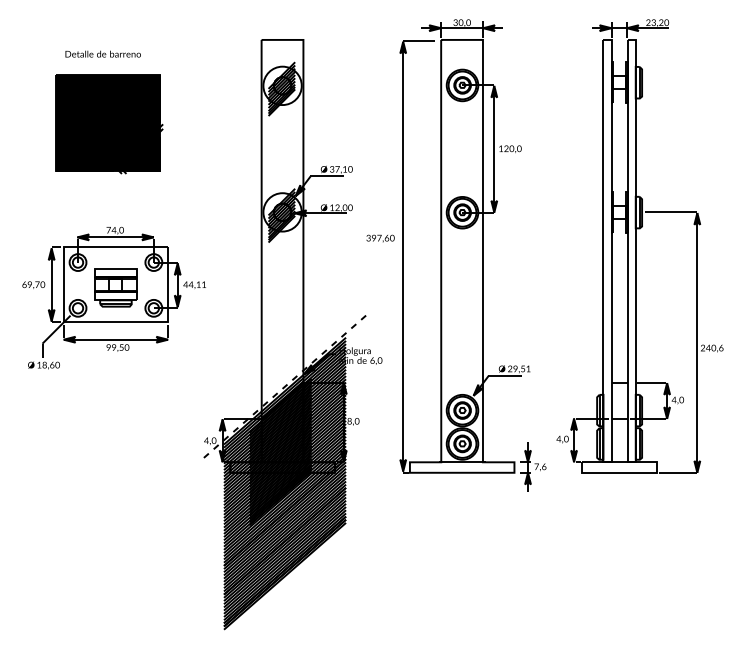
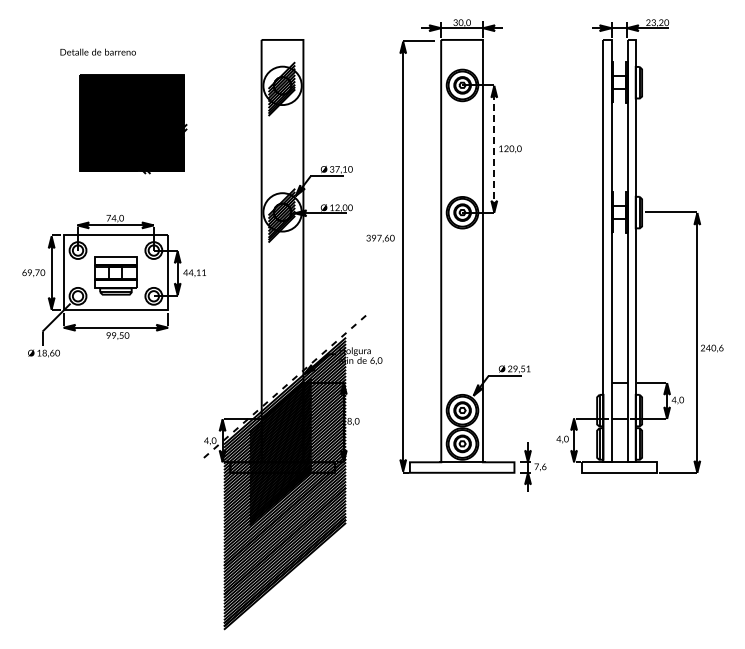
text position: (102, 53) -> (97, 51) (97, 51)
part position: (109, 124) -> (133, 124) (133, 124)
line: solid -> dashed (494, 149)
part position: (113, 297) -> (113, 285) (113, 285)
